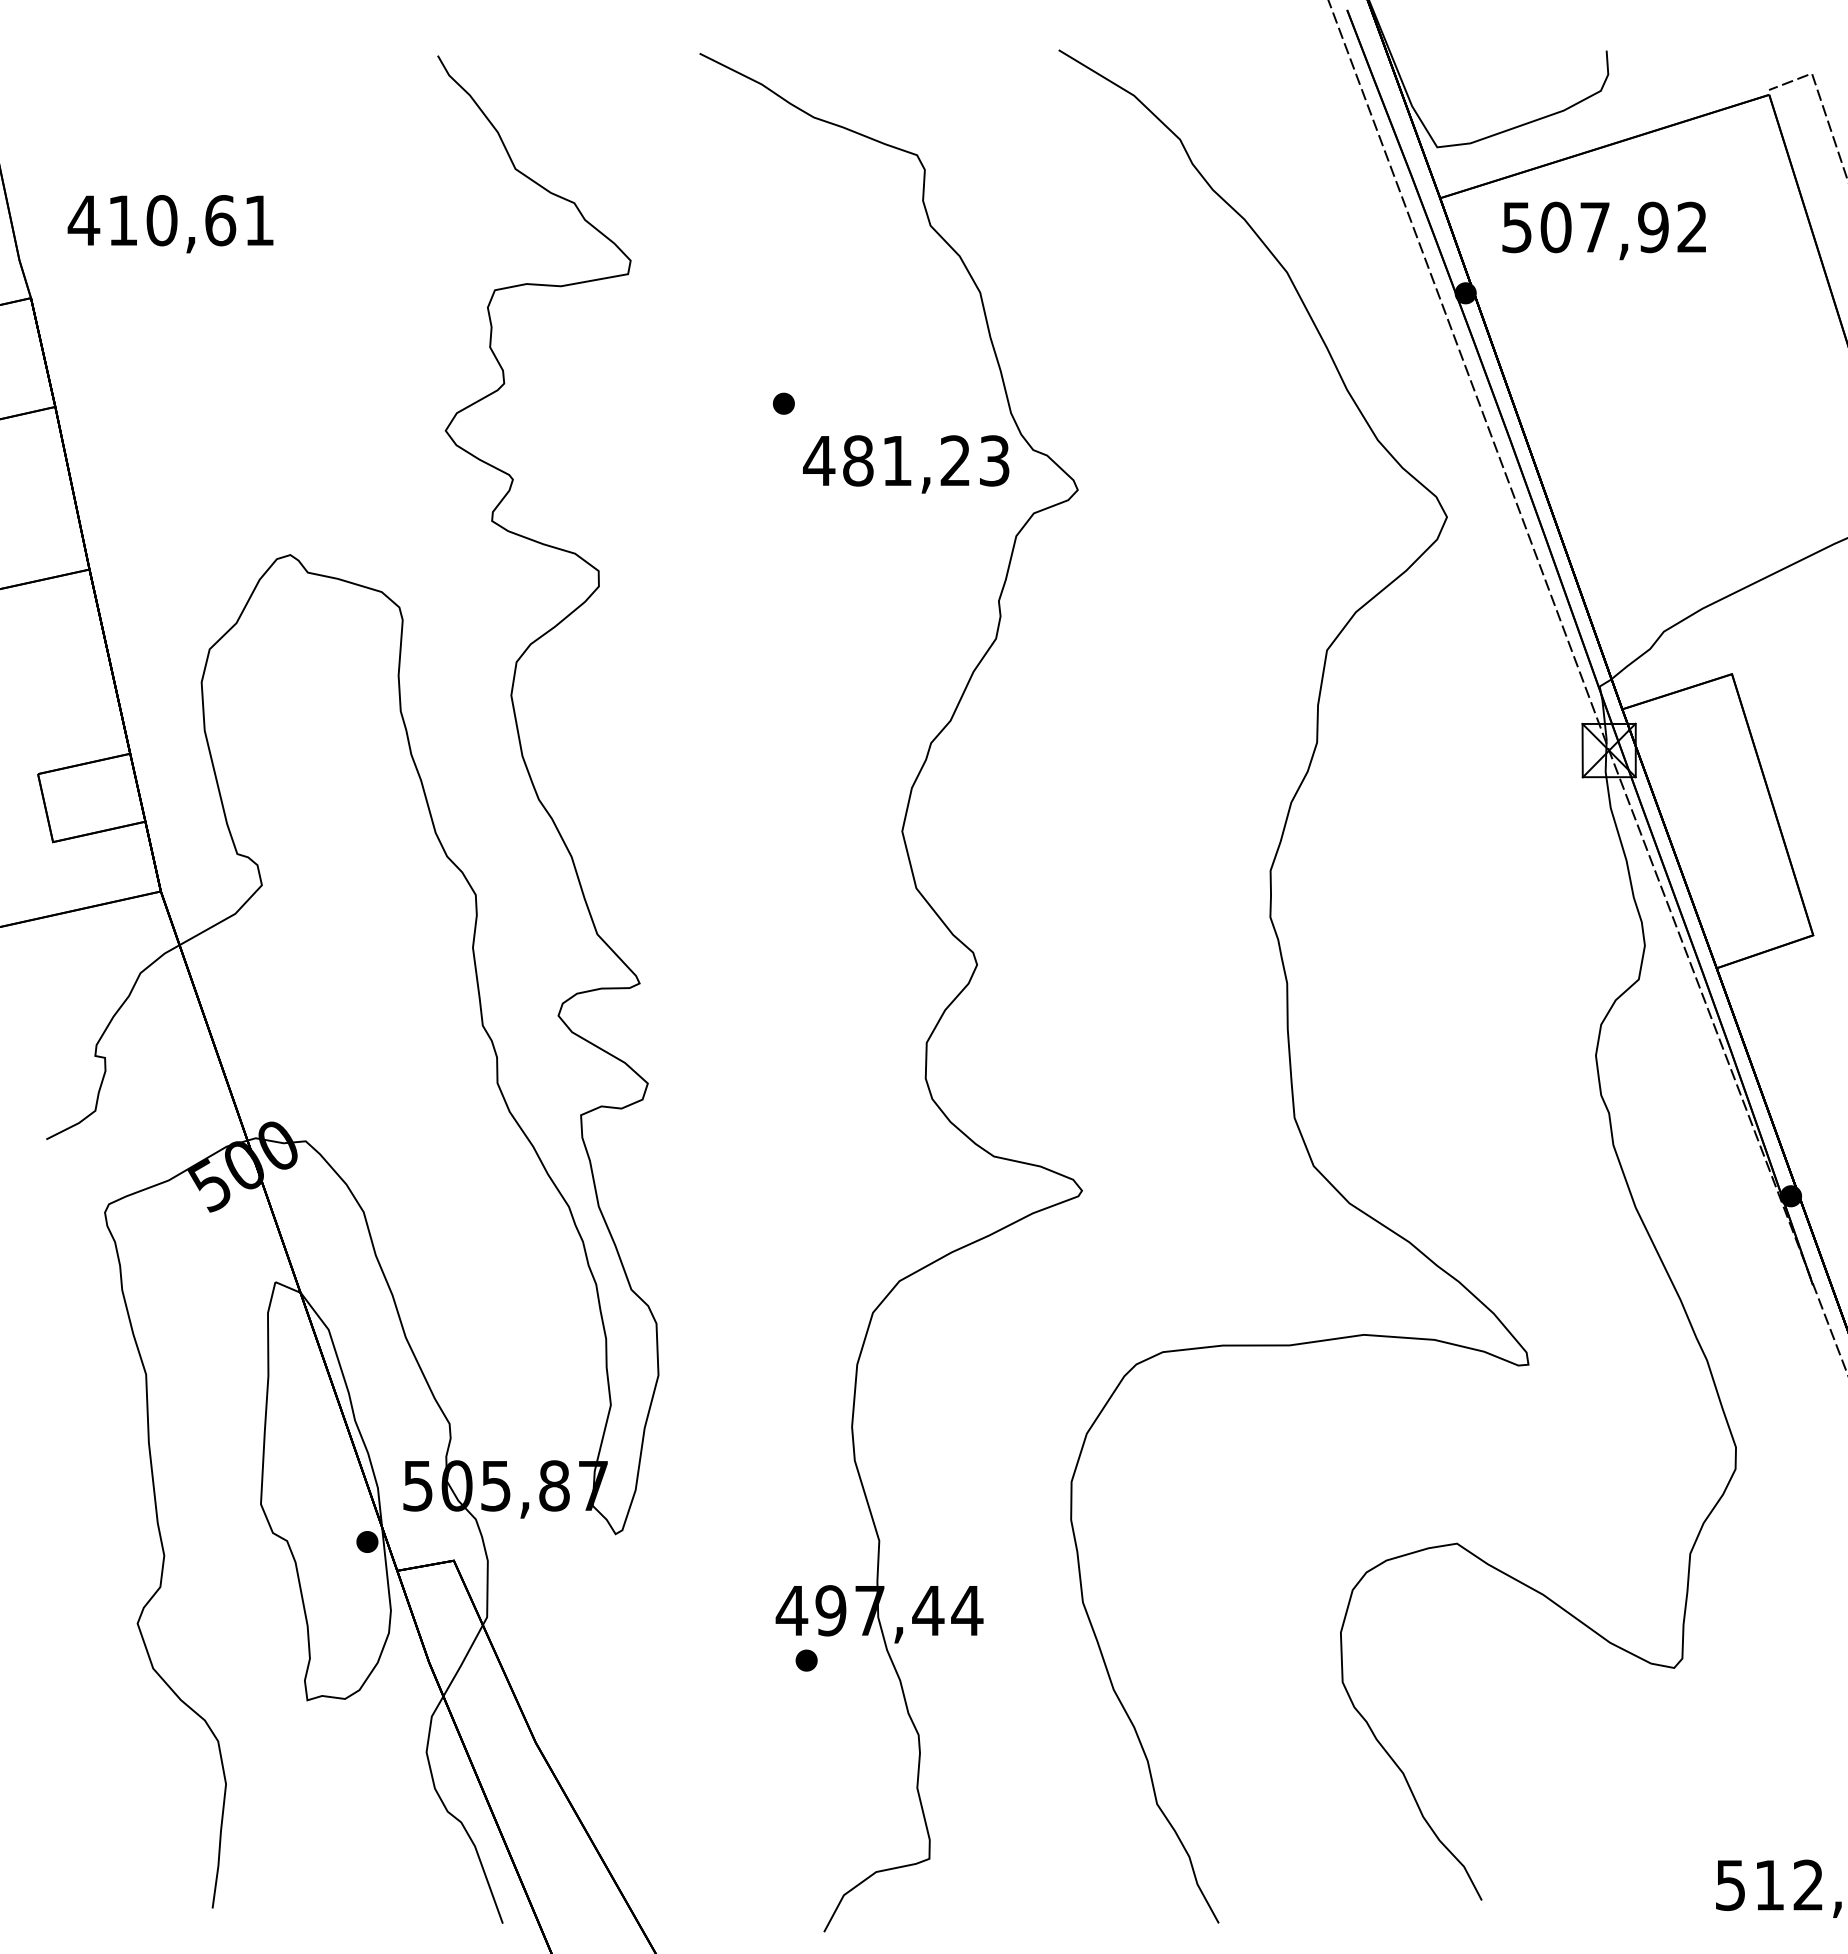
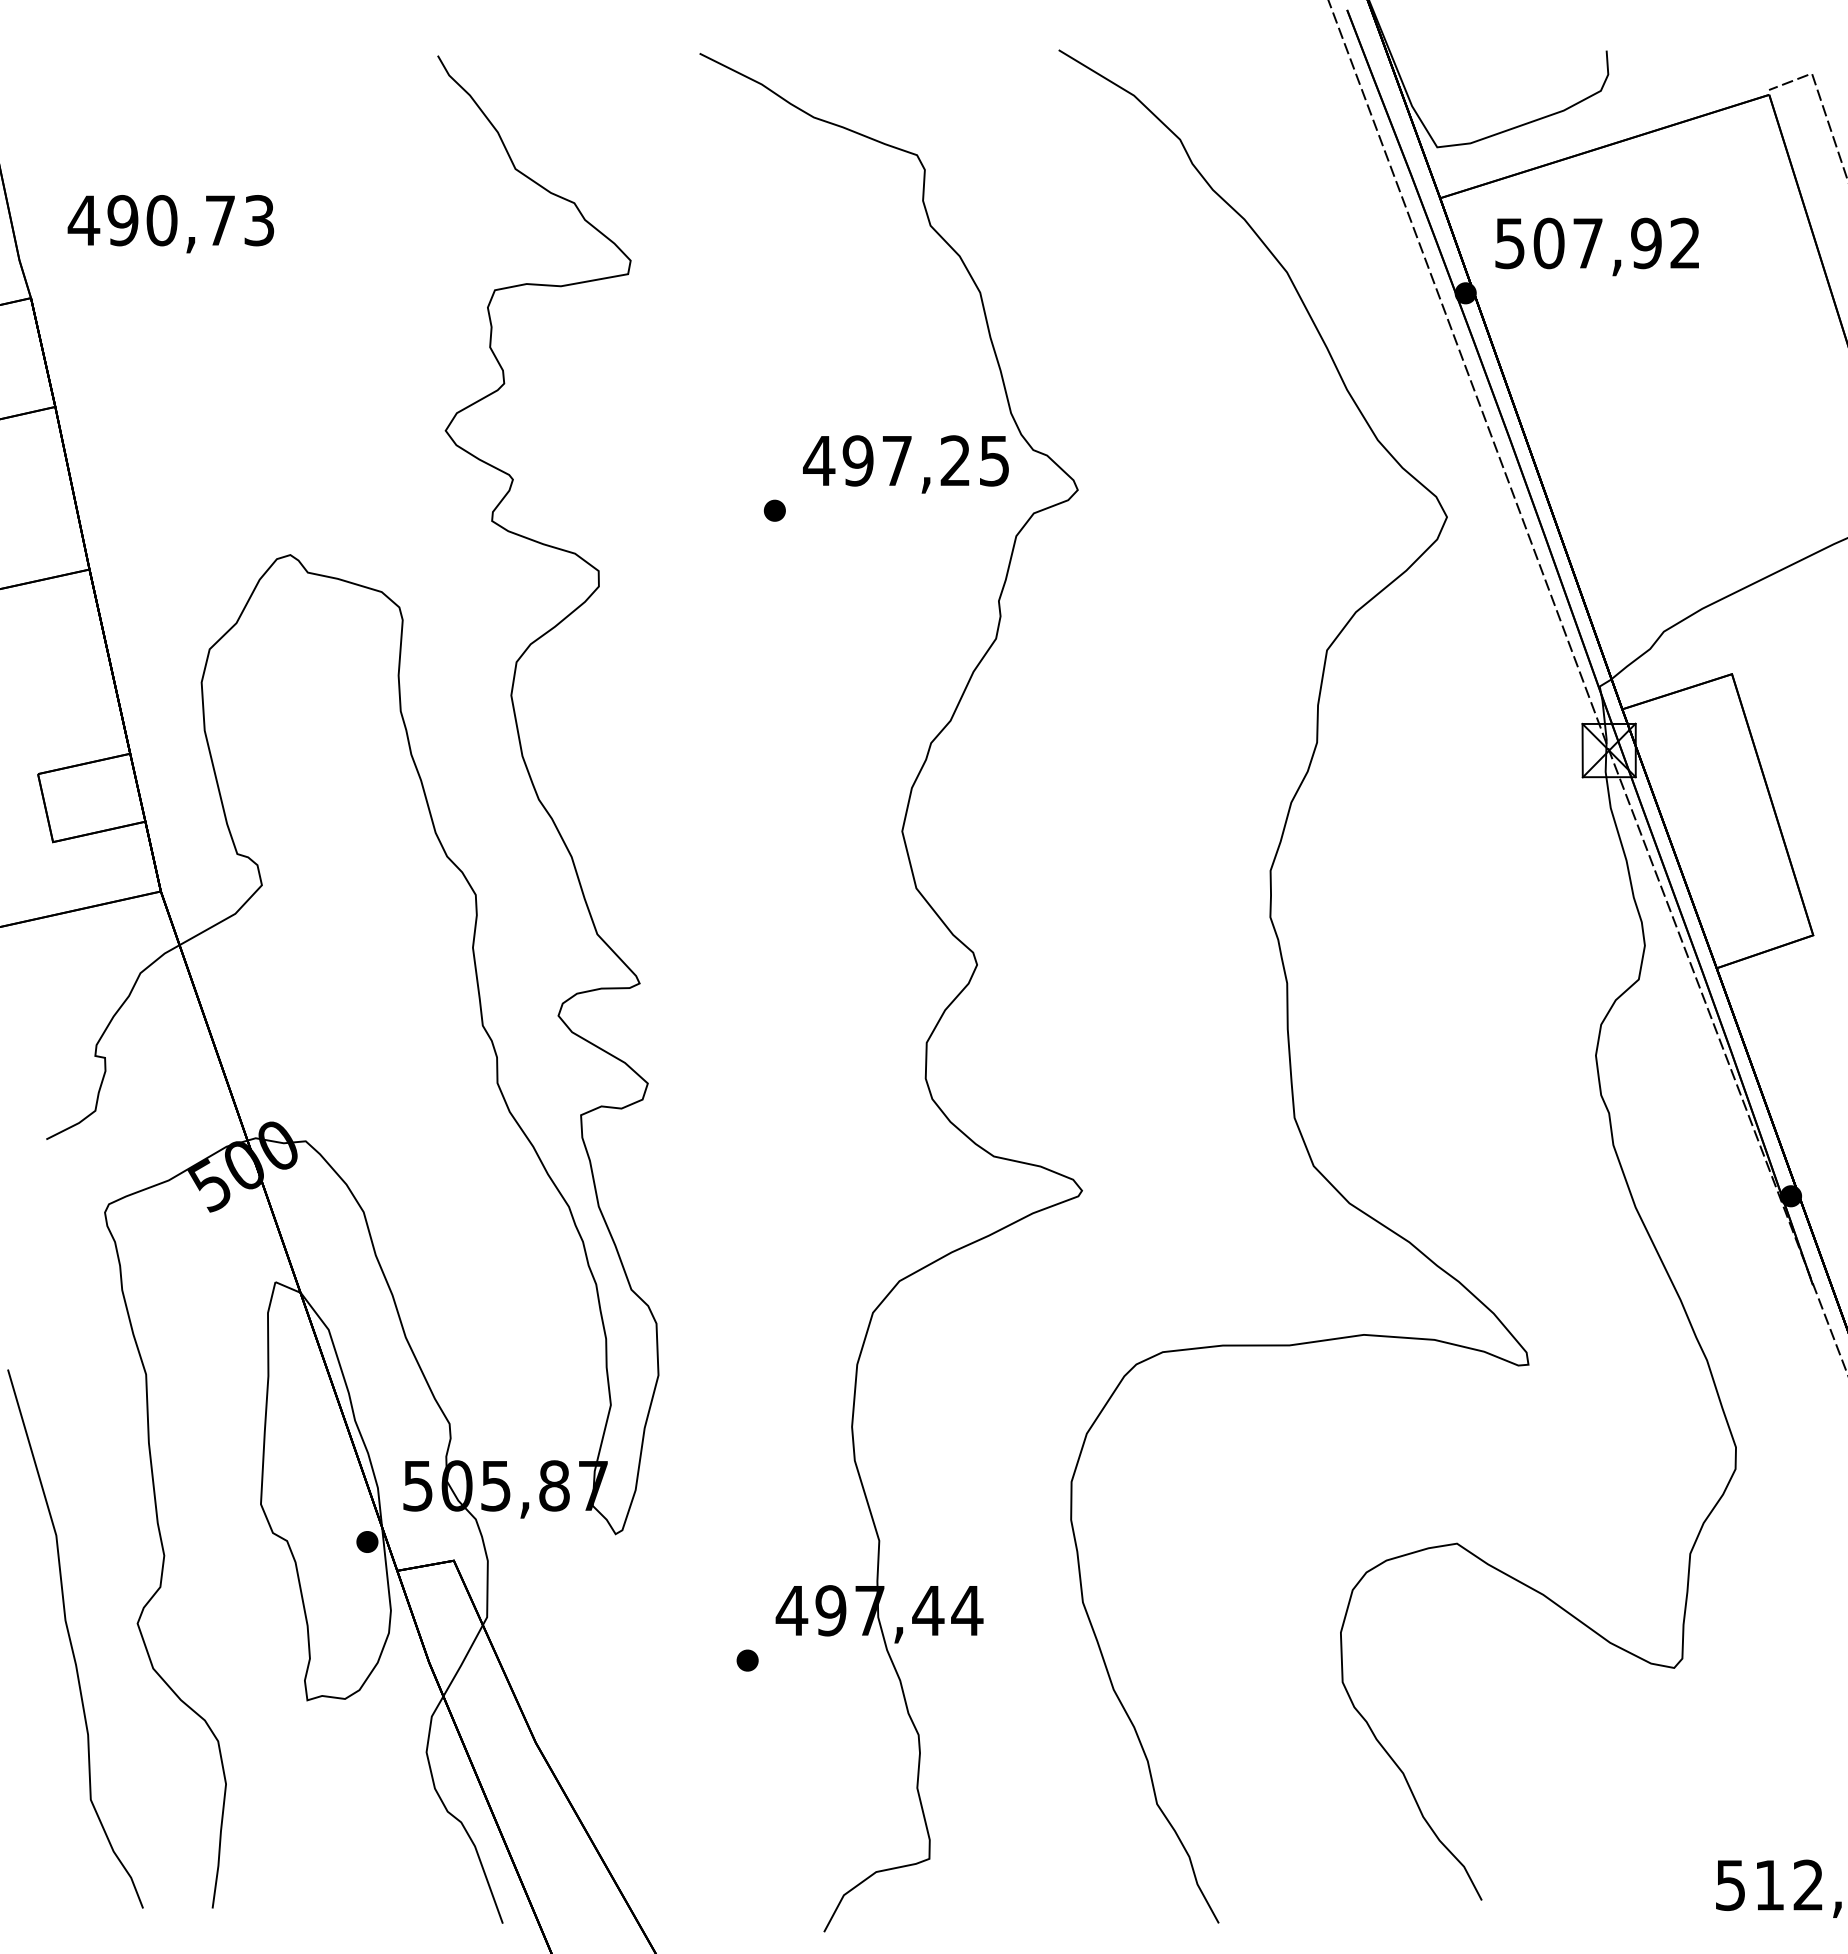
text: 410,61 -> 490,73 (190, 220)
text position: (1603, 230) -> (1596, 246) (1596, 246)
part position: (783, 403) -> (774, 510) (774, 510)
text: 481,23 -> 497,25 (925, 460)
curve: none -> present (71, 1640)
part position: (806, 1660) -> (747, 1660) (747, 1660)
